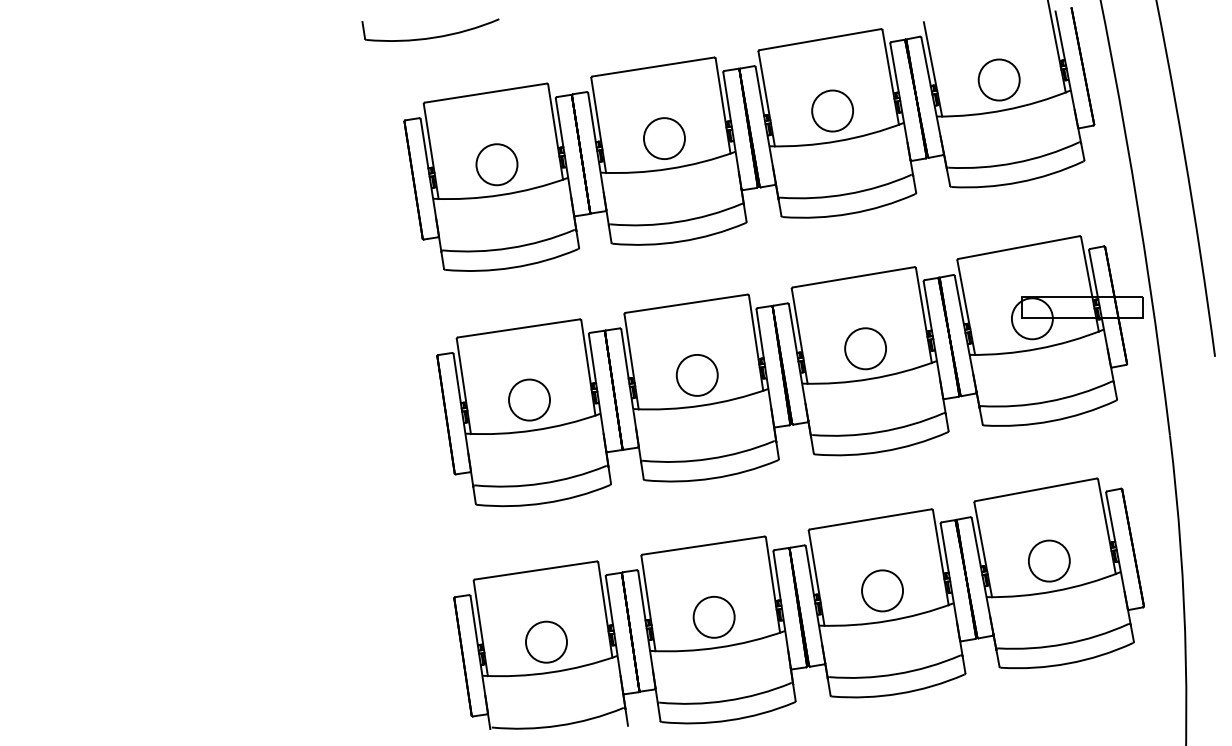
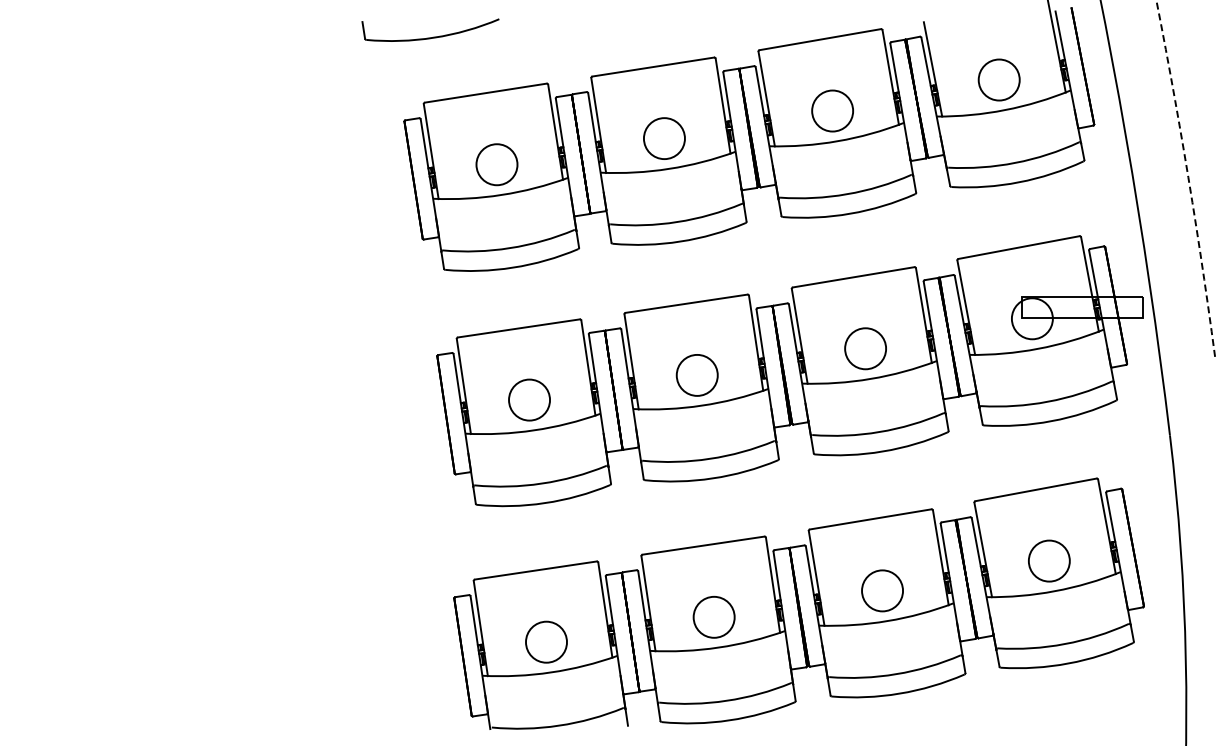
arc: solid -> dashed (1188, 178)
